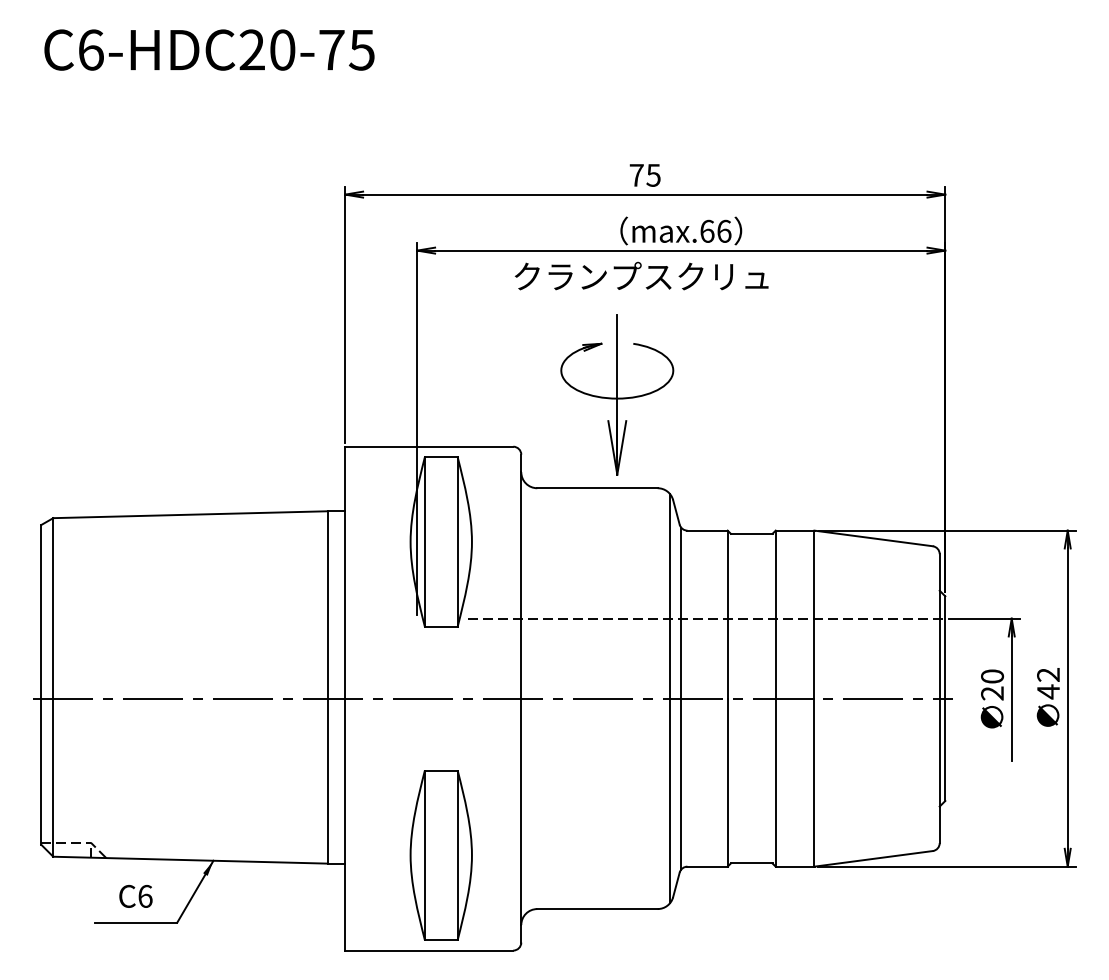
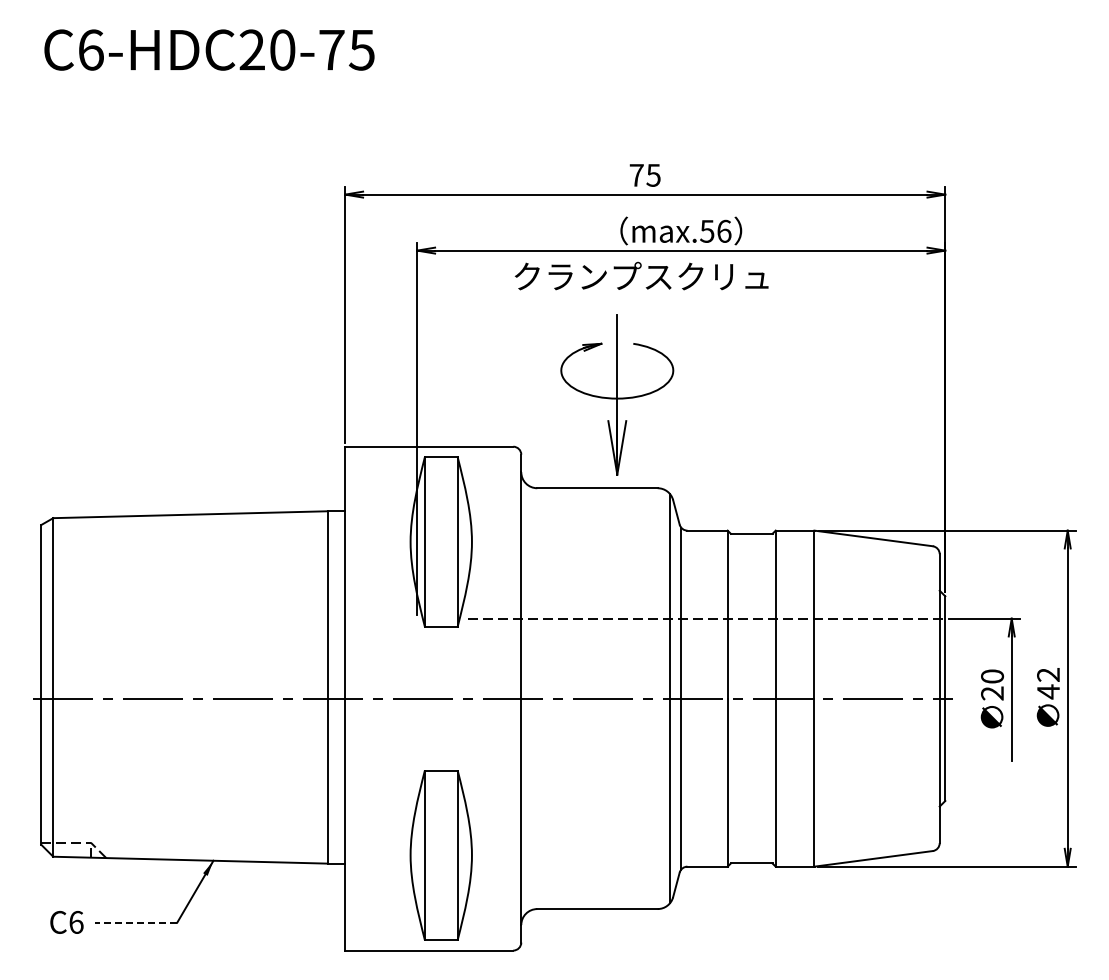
text: max.66 -> max.56 (707, 230)
text position: (135, 896) -> (66, 922) (66, 922)
line: solid -> dashed (135, 922)
